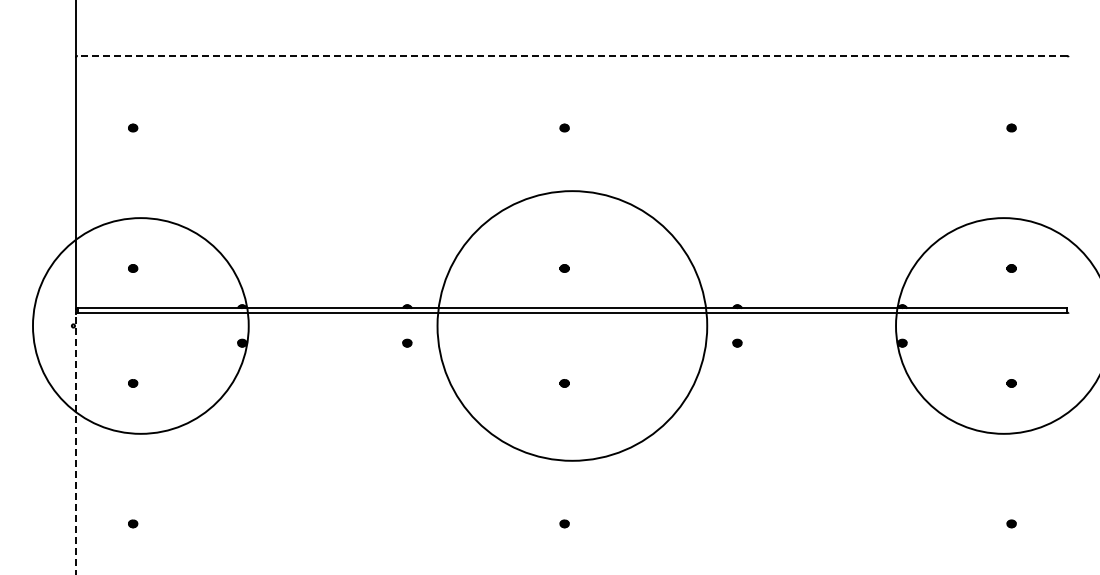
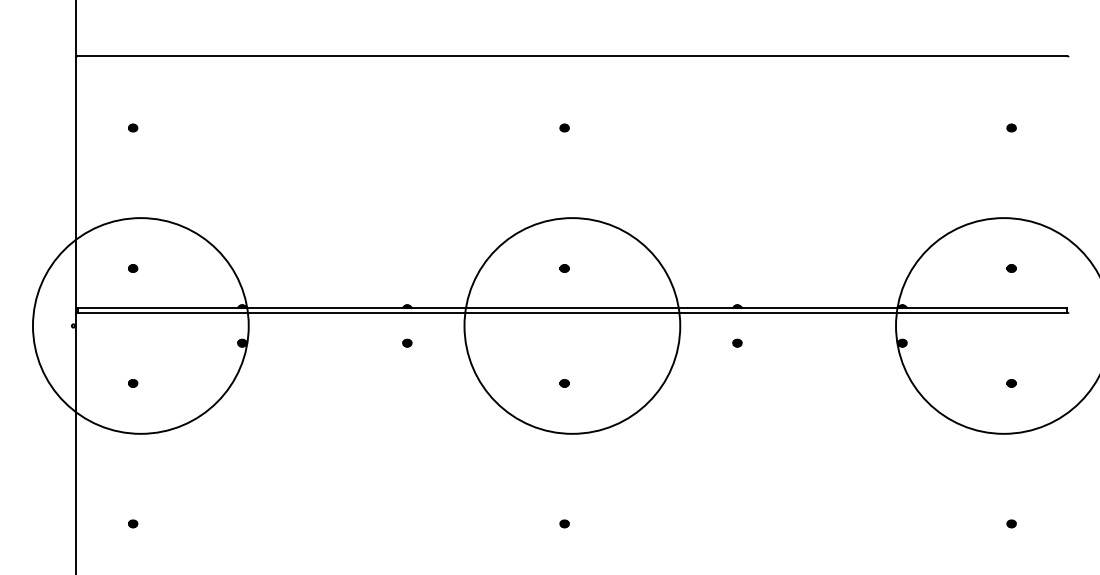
line: dashed -> solid (572, 55)
circle diameter: 270 px -> 216 px (572, 325)
line: dashed -> solid (76, 443)
